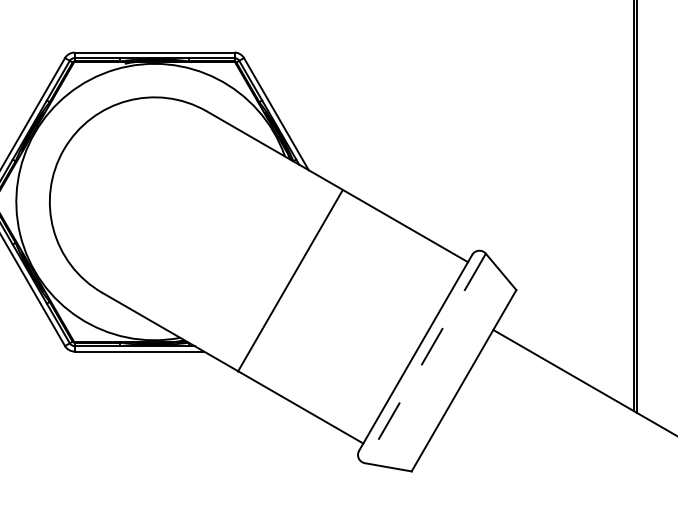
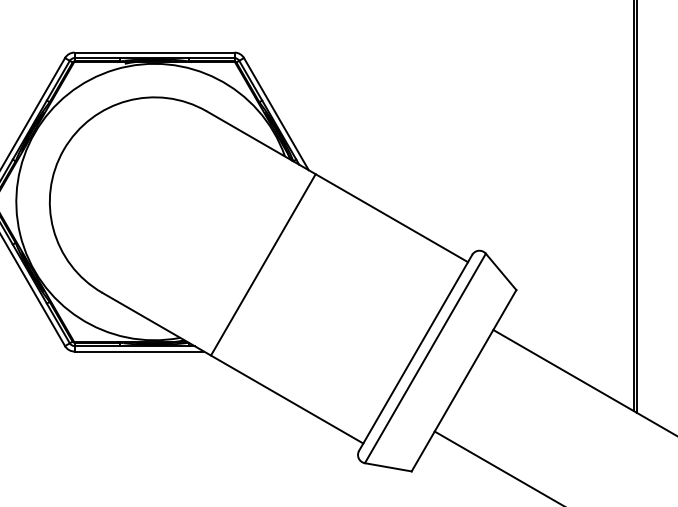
line position: (290, 280) -> (263, 264) (263, 264)
line: dashed -> solid (425, 358)
line: none -> present (496, 467)
